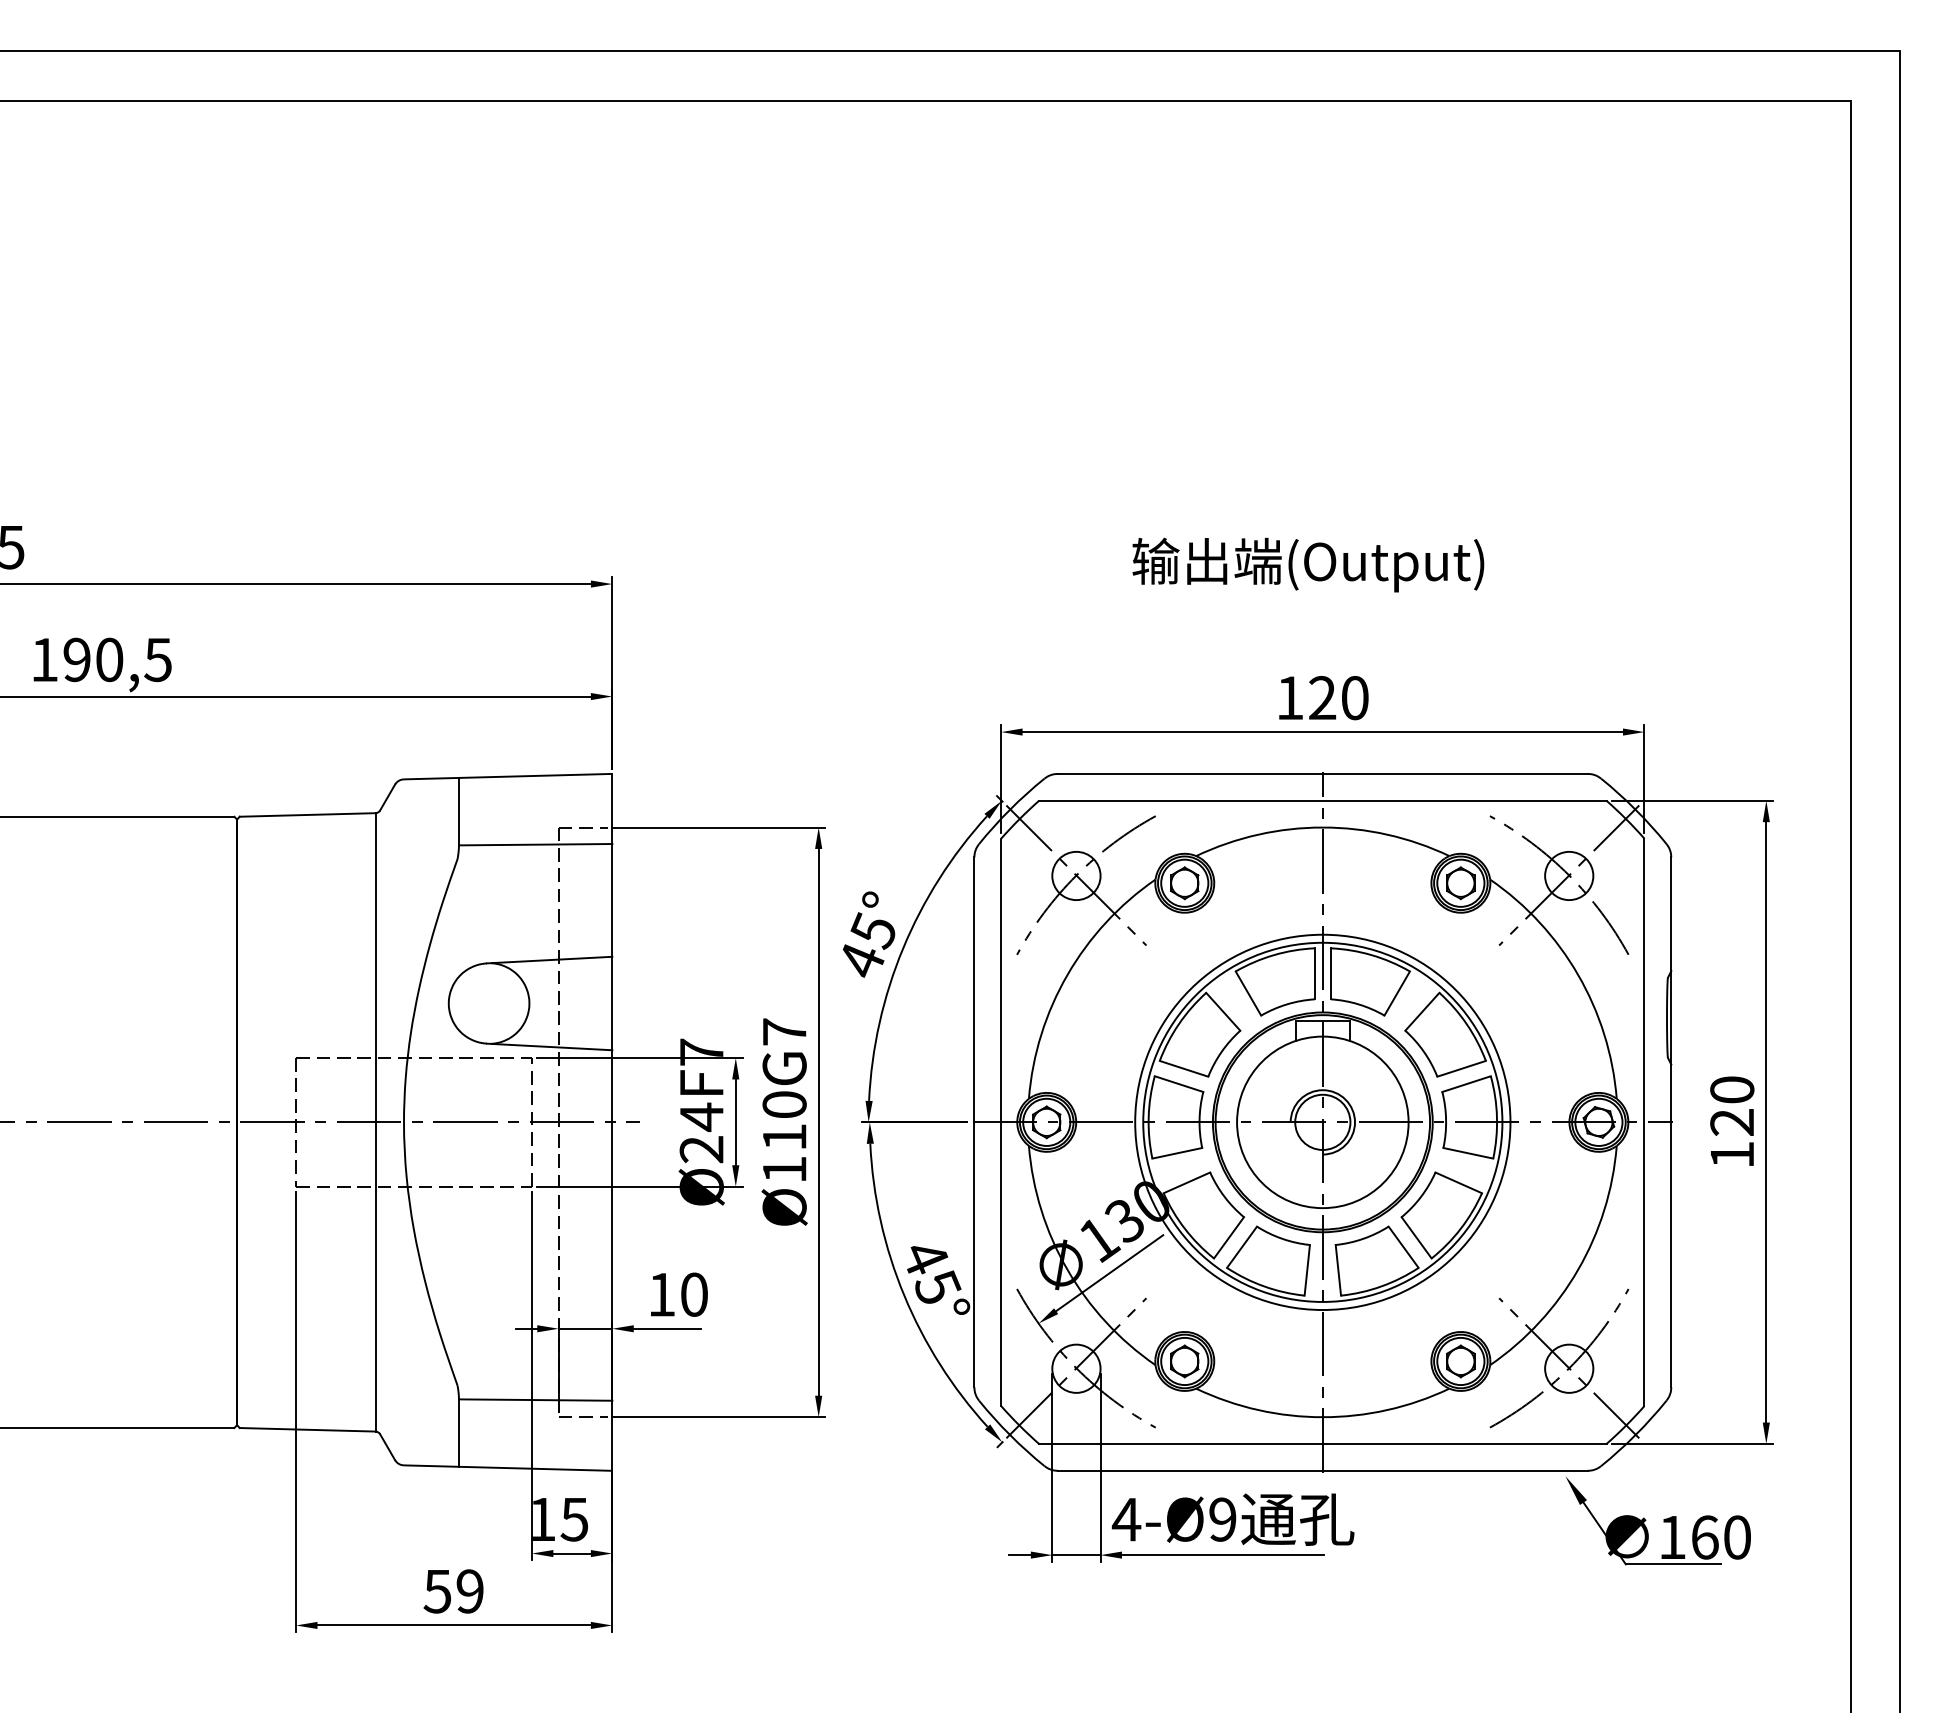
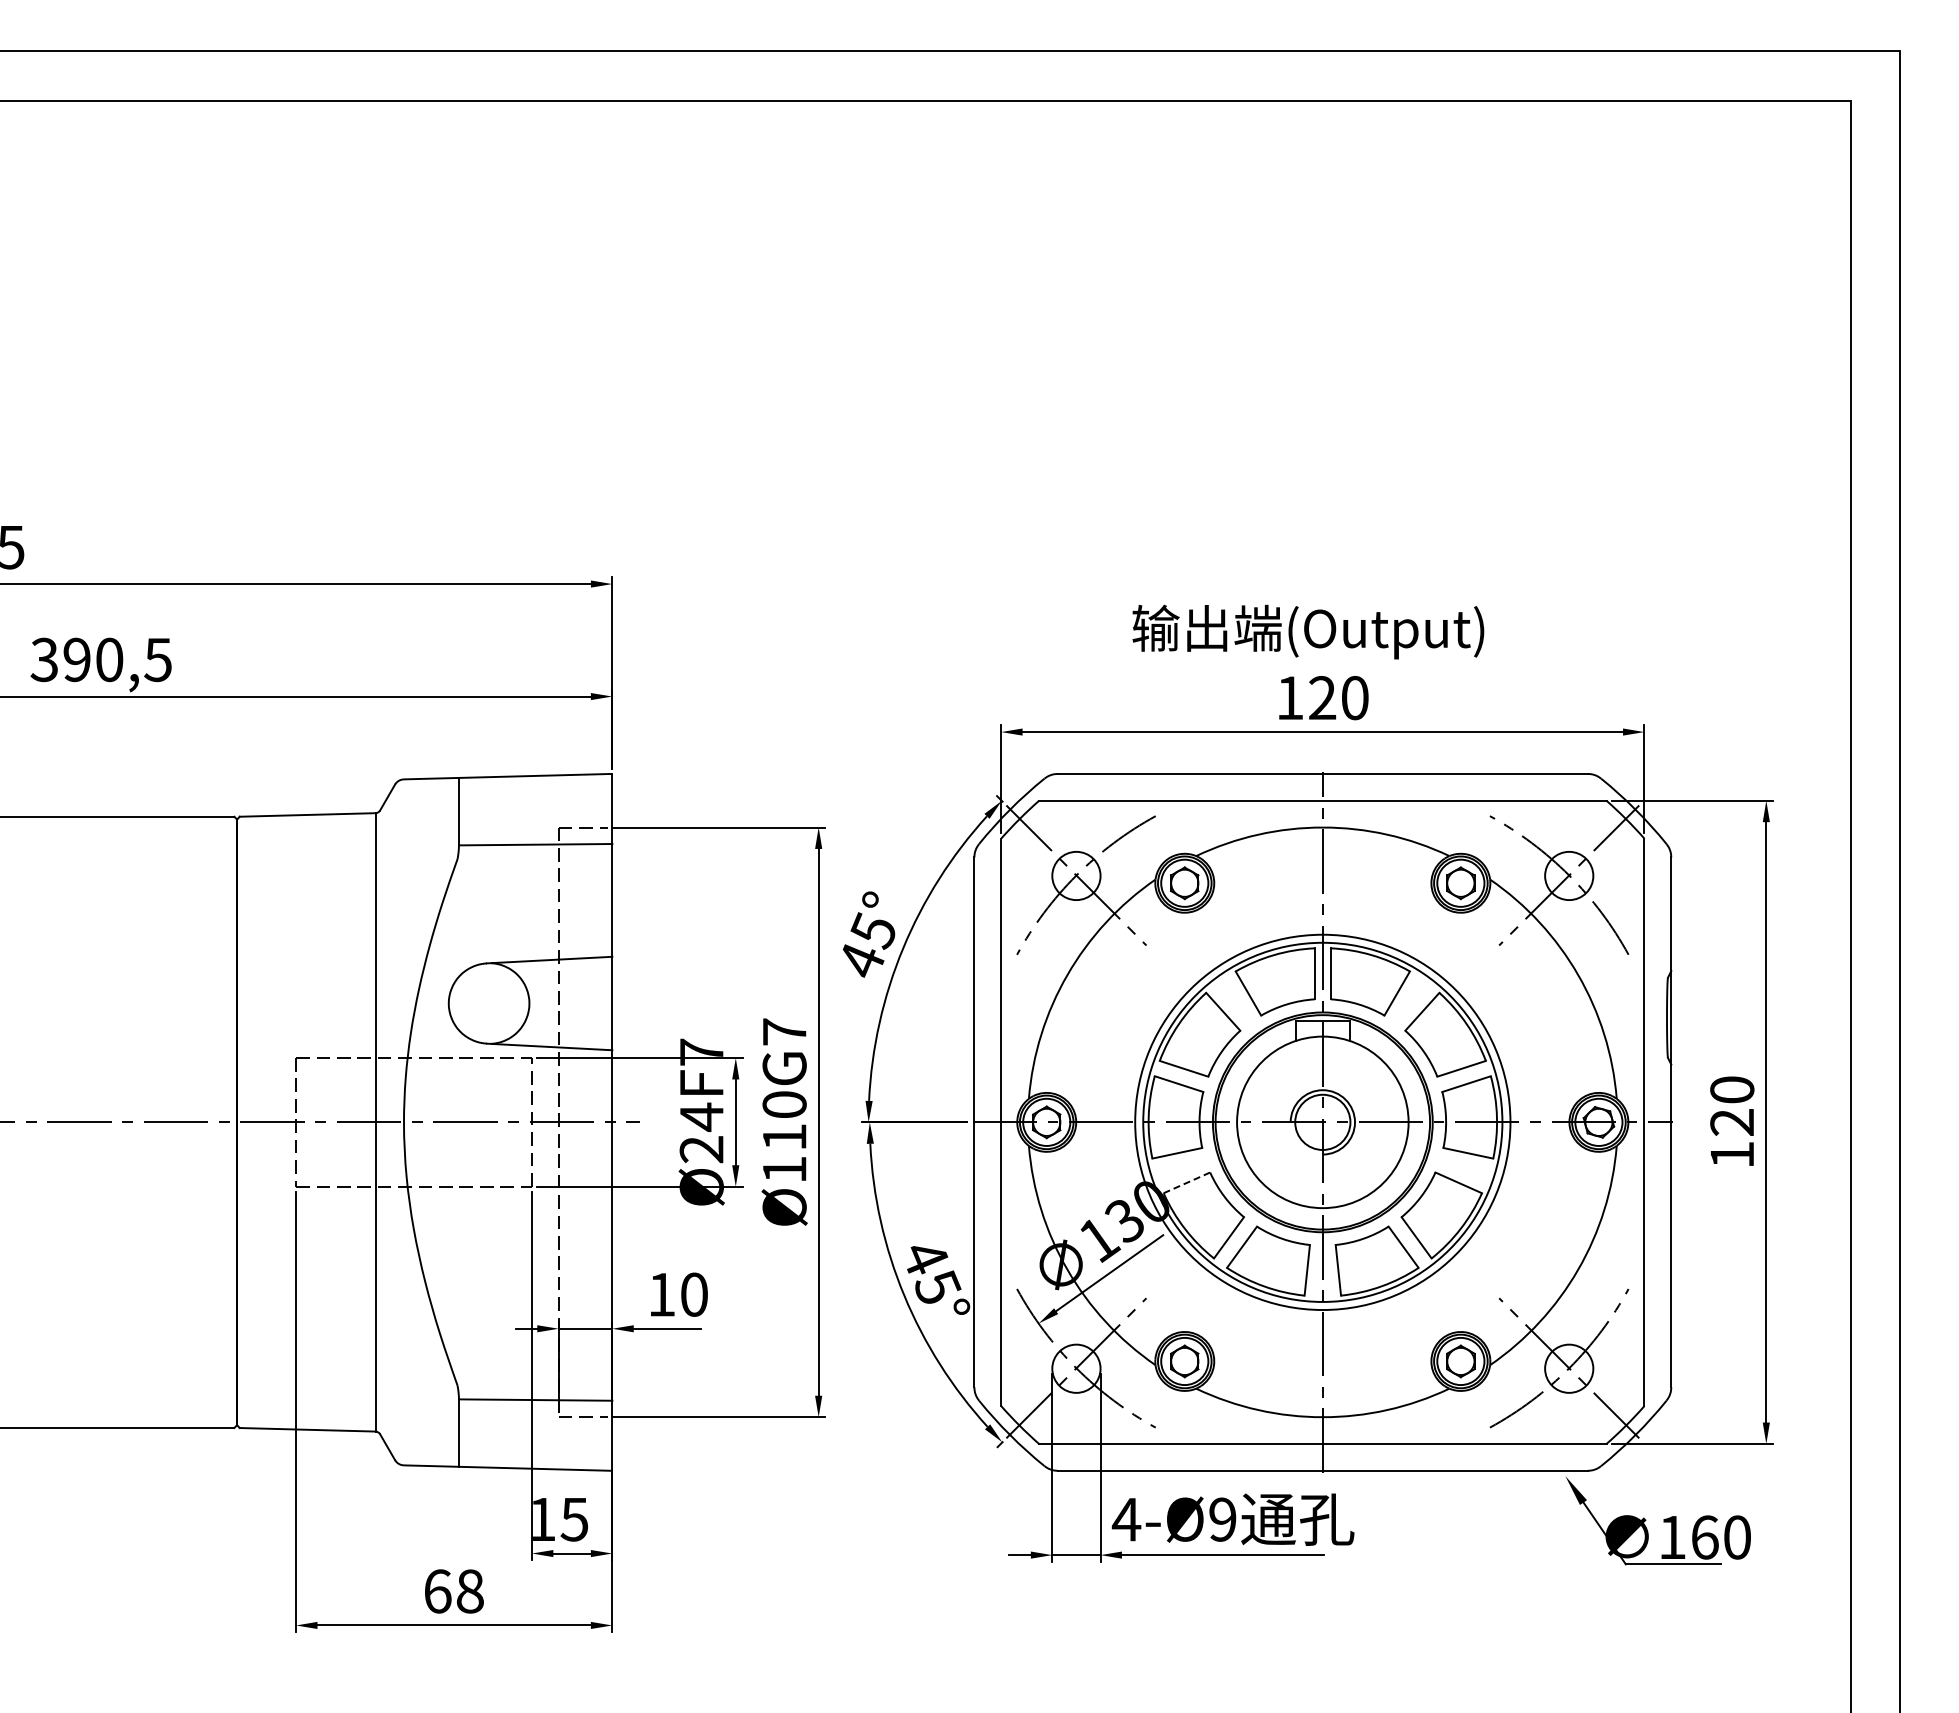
text position: (1308, 564) -> (1308, 631) (1308, 631)
text: 190,5 -> 390,5 (43, 659)
line: solid -> dashed (1186, 1183)
text: 59 -> 68 (453, 1591)
